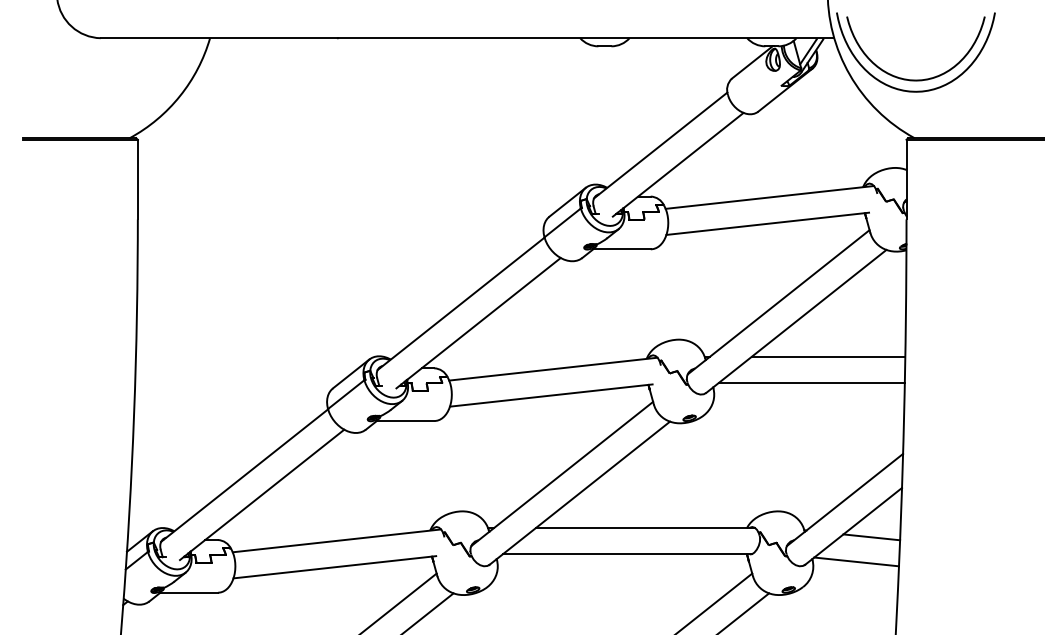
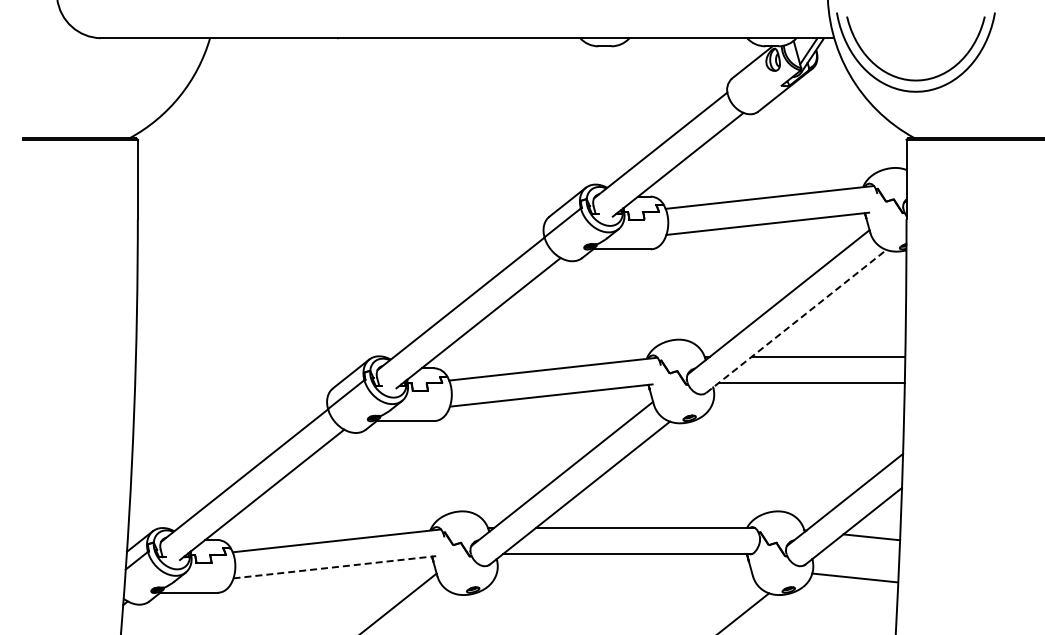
line: solid -> dashed (796, 321)
line position: (856, 561) -> (854, 577) (854, 577)
line: solid -> dashed (334, 567)
line: present -> none (715, 602)
line: present -> none (429, 612)
